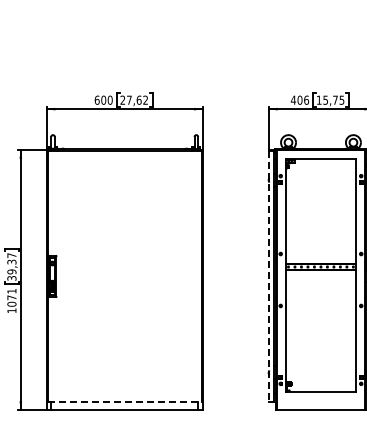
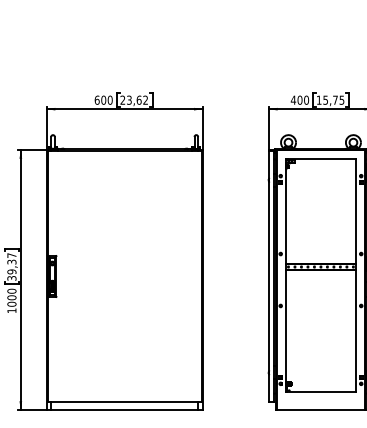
text: 27,62 -> 23,62 (129, 99)
text: 406 -> 400 (306, 99)
line: dashed -> solid (269, 276)
text: 1071 -> 1000 (11, 294)
line: dashed -> solid (125, 402)
